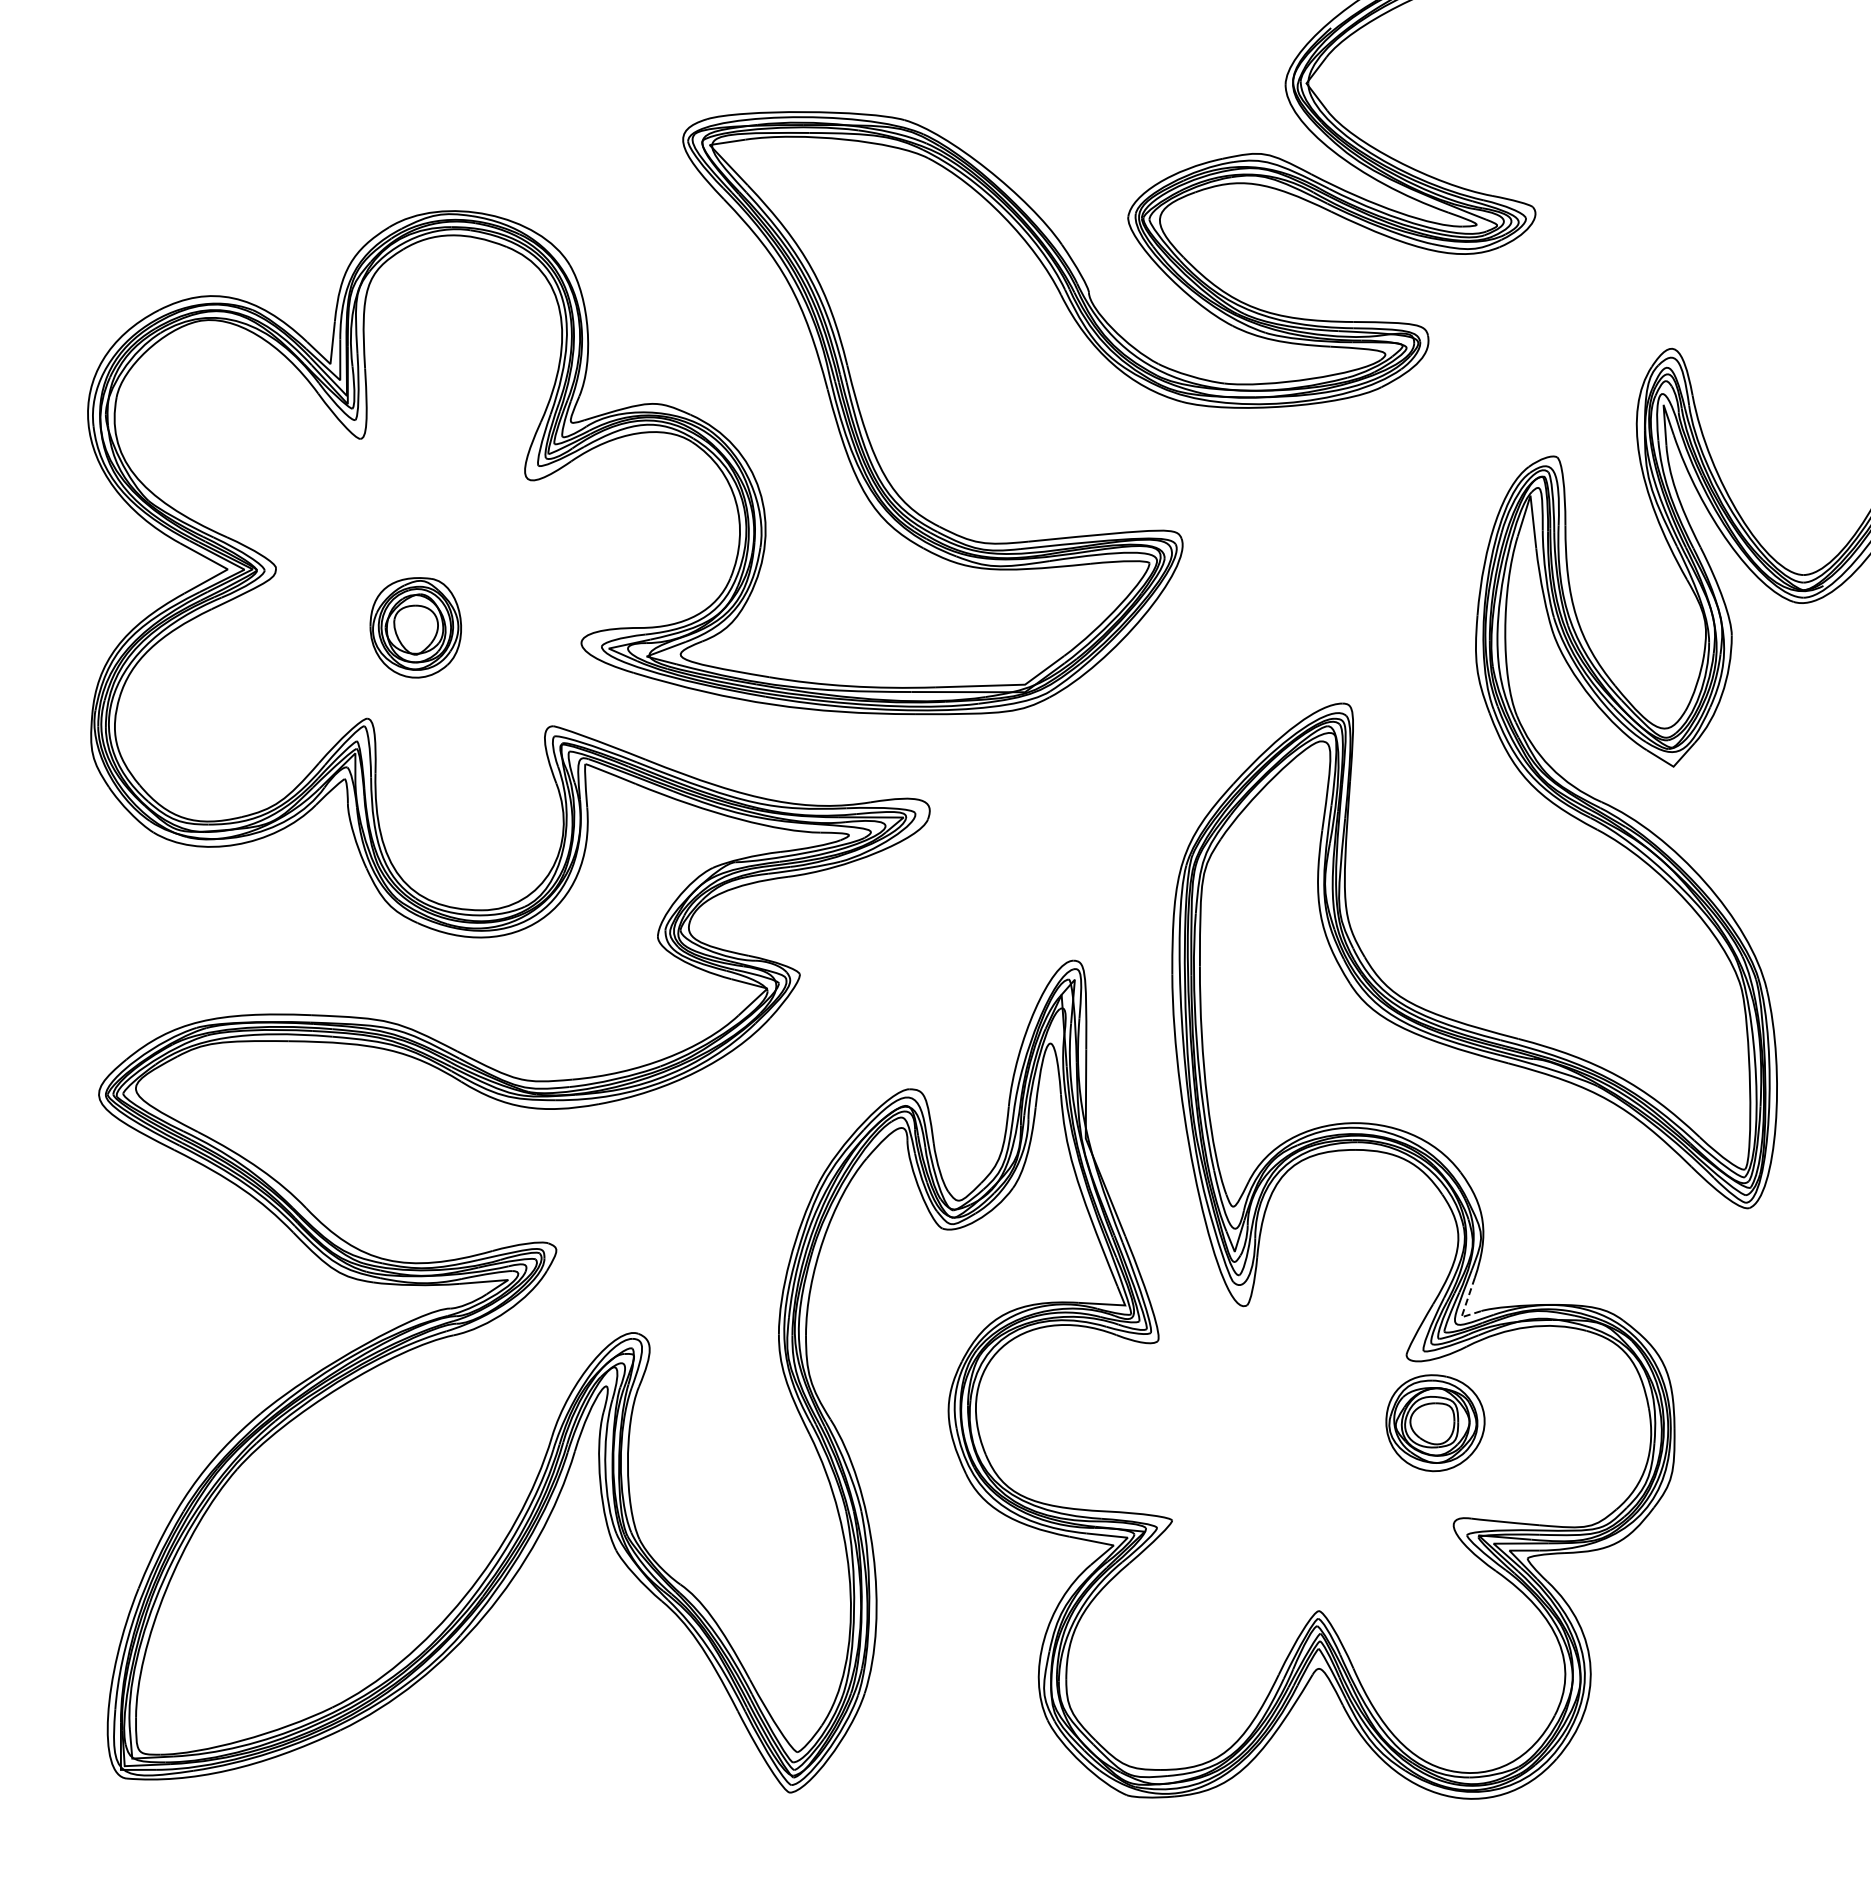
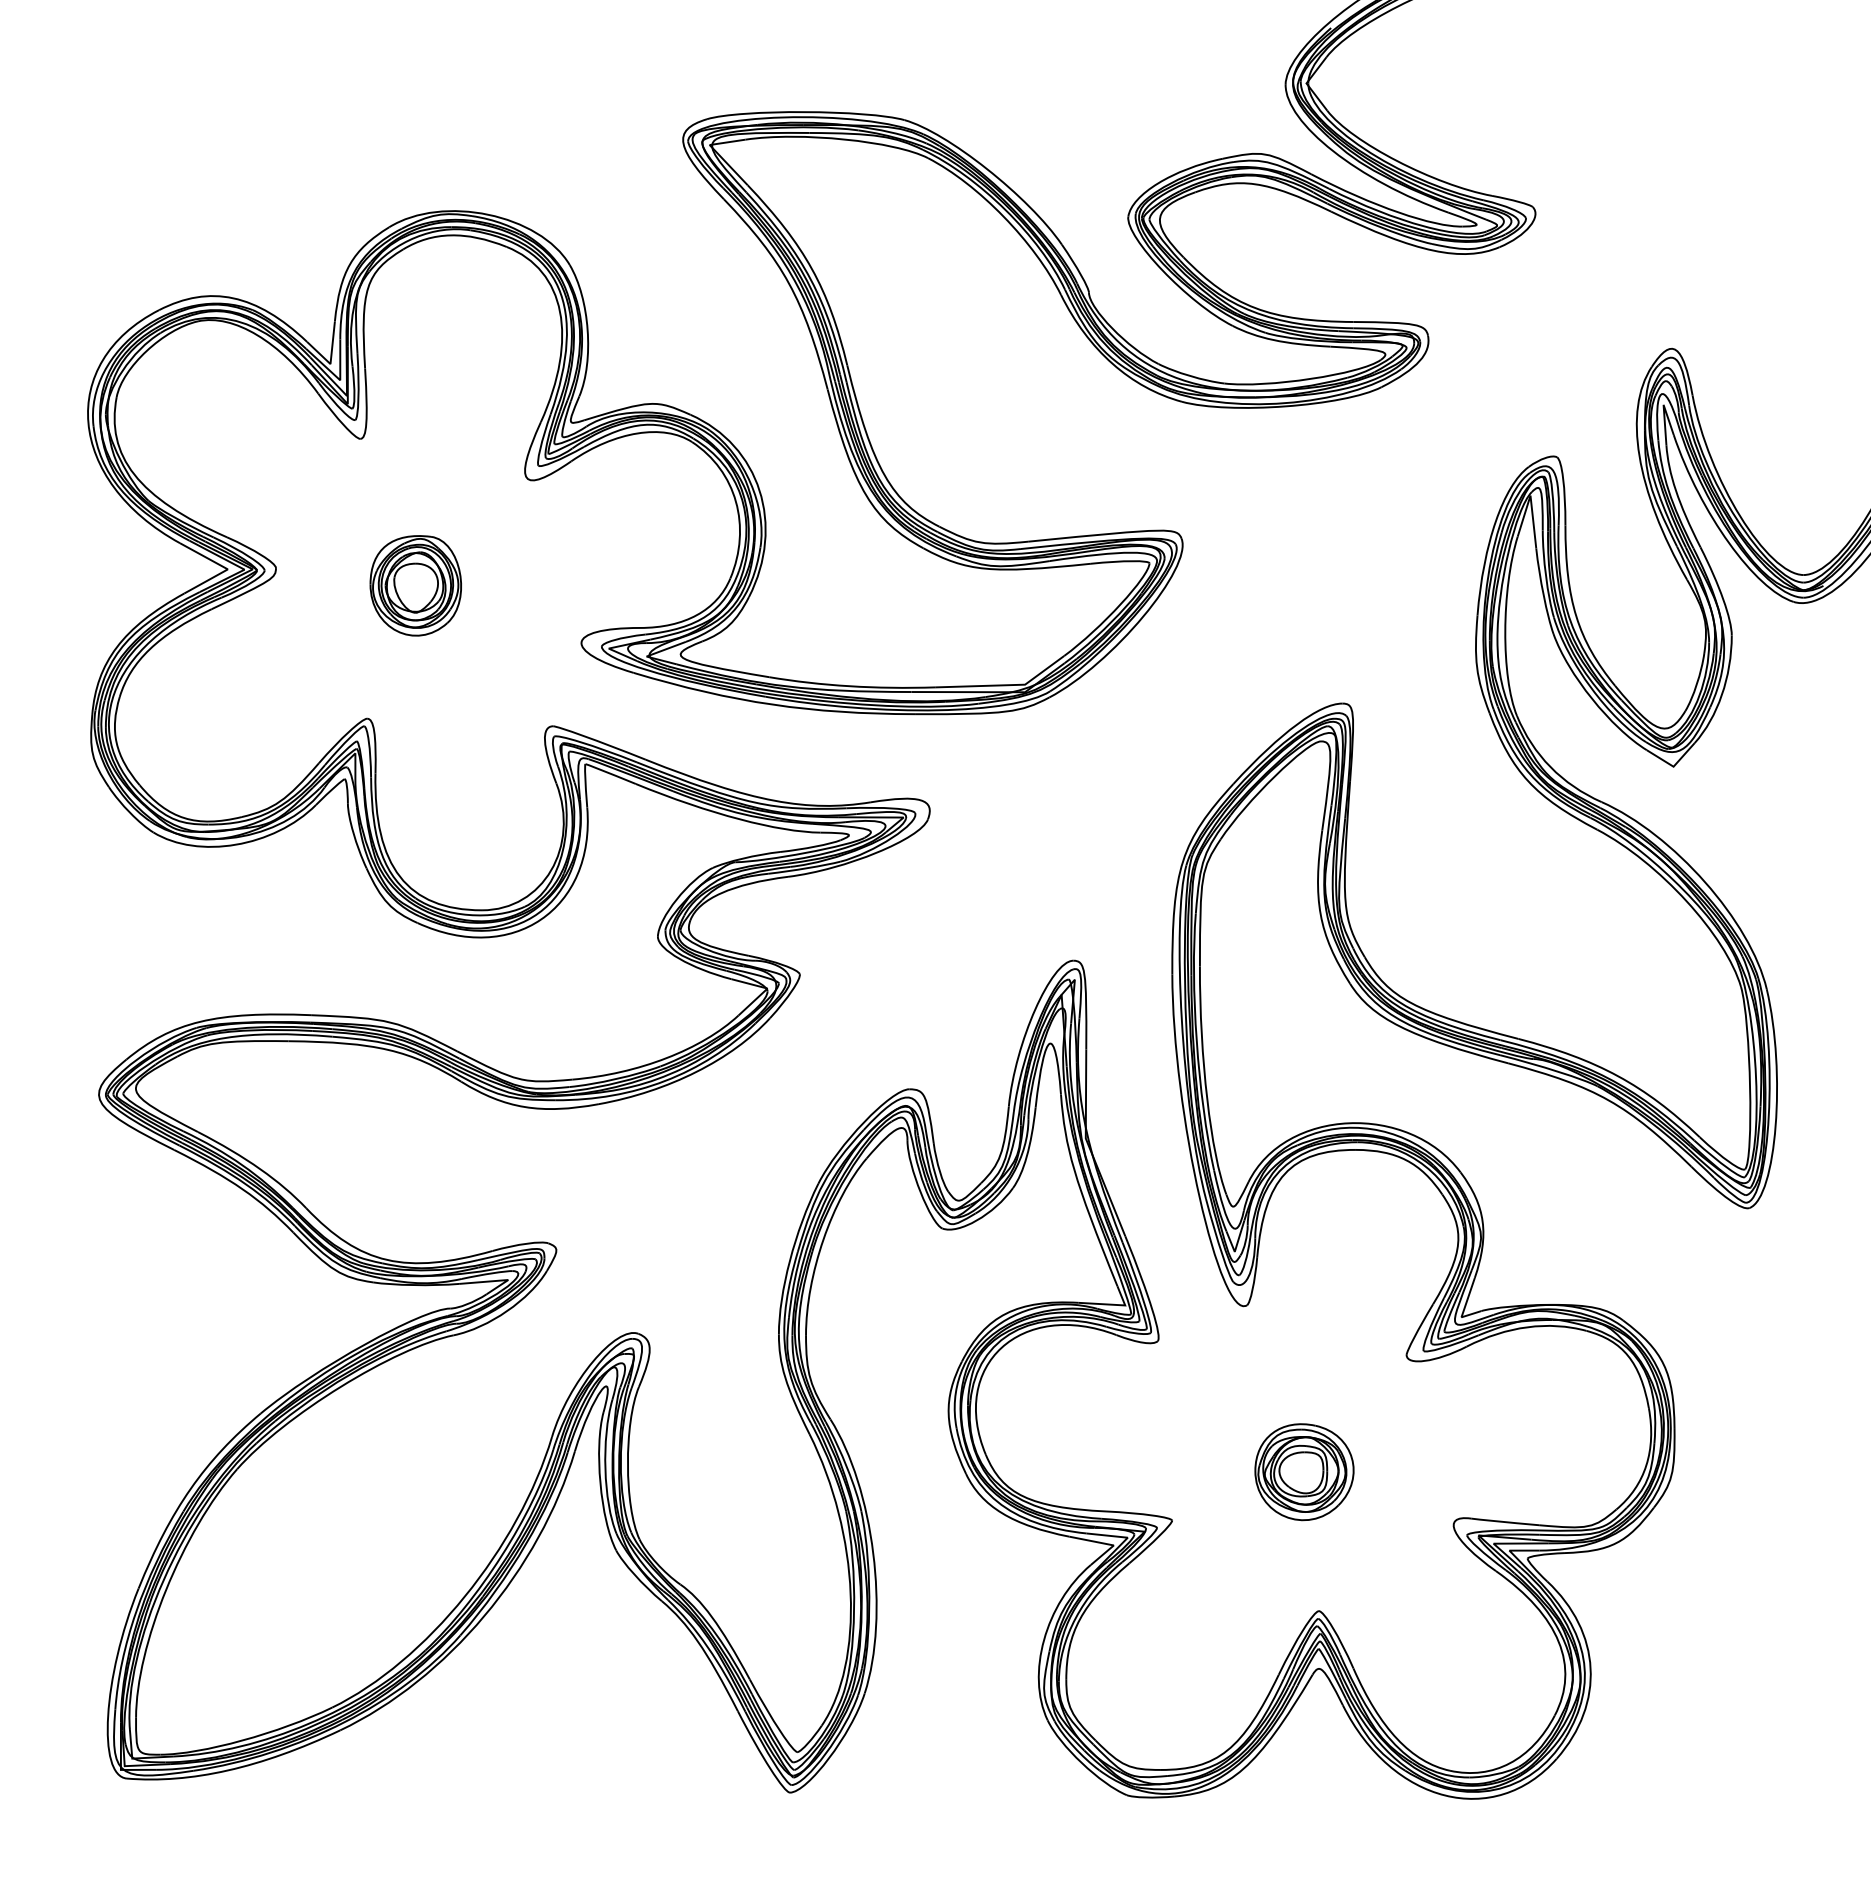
part position: (415, 627) -> (415, 585) (415, 585)
line: dashed -> solid (1464, 1307)
part position: (1435, 1423) -> (1304, 1472) (1304, 1472)
